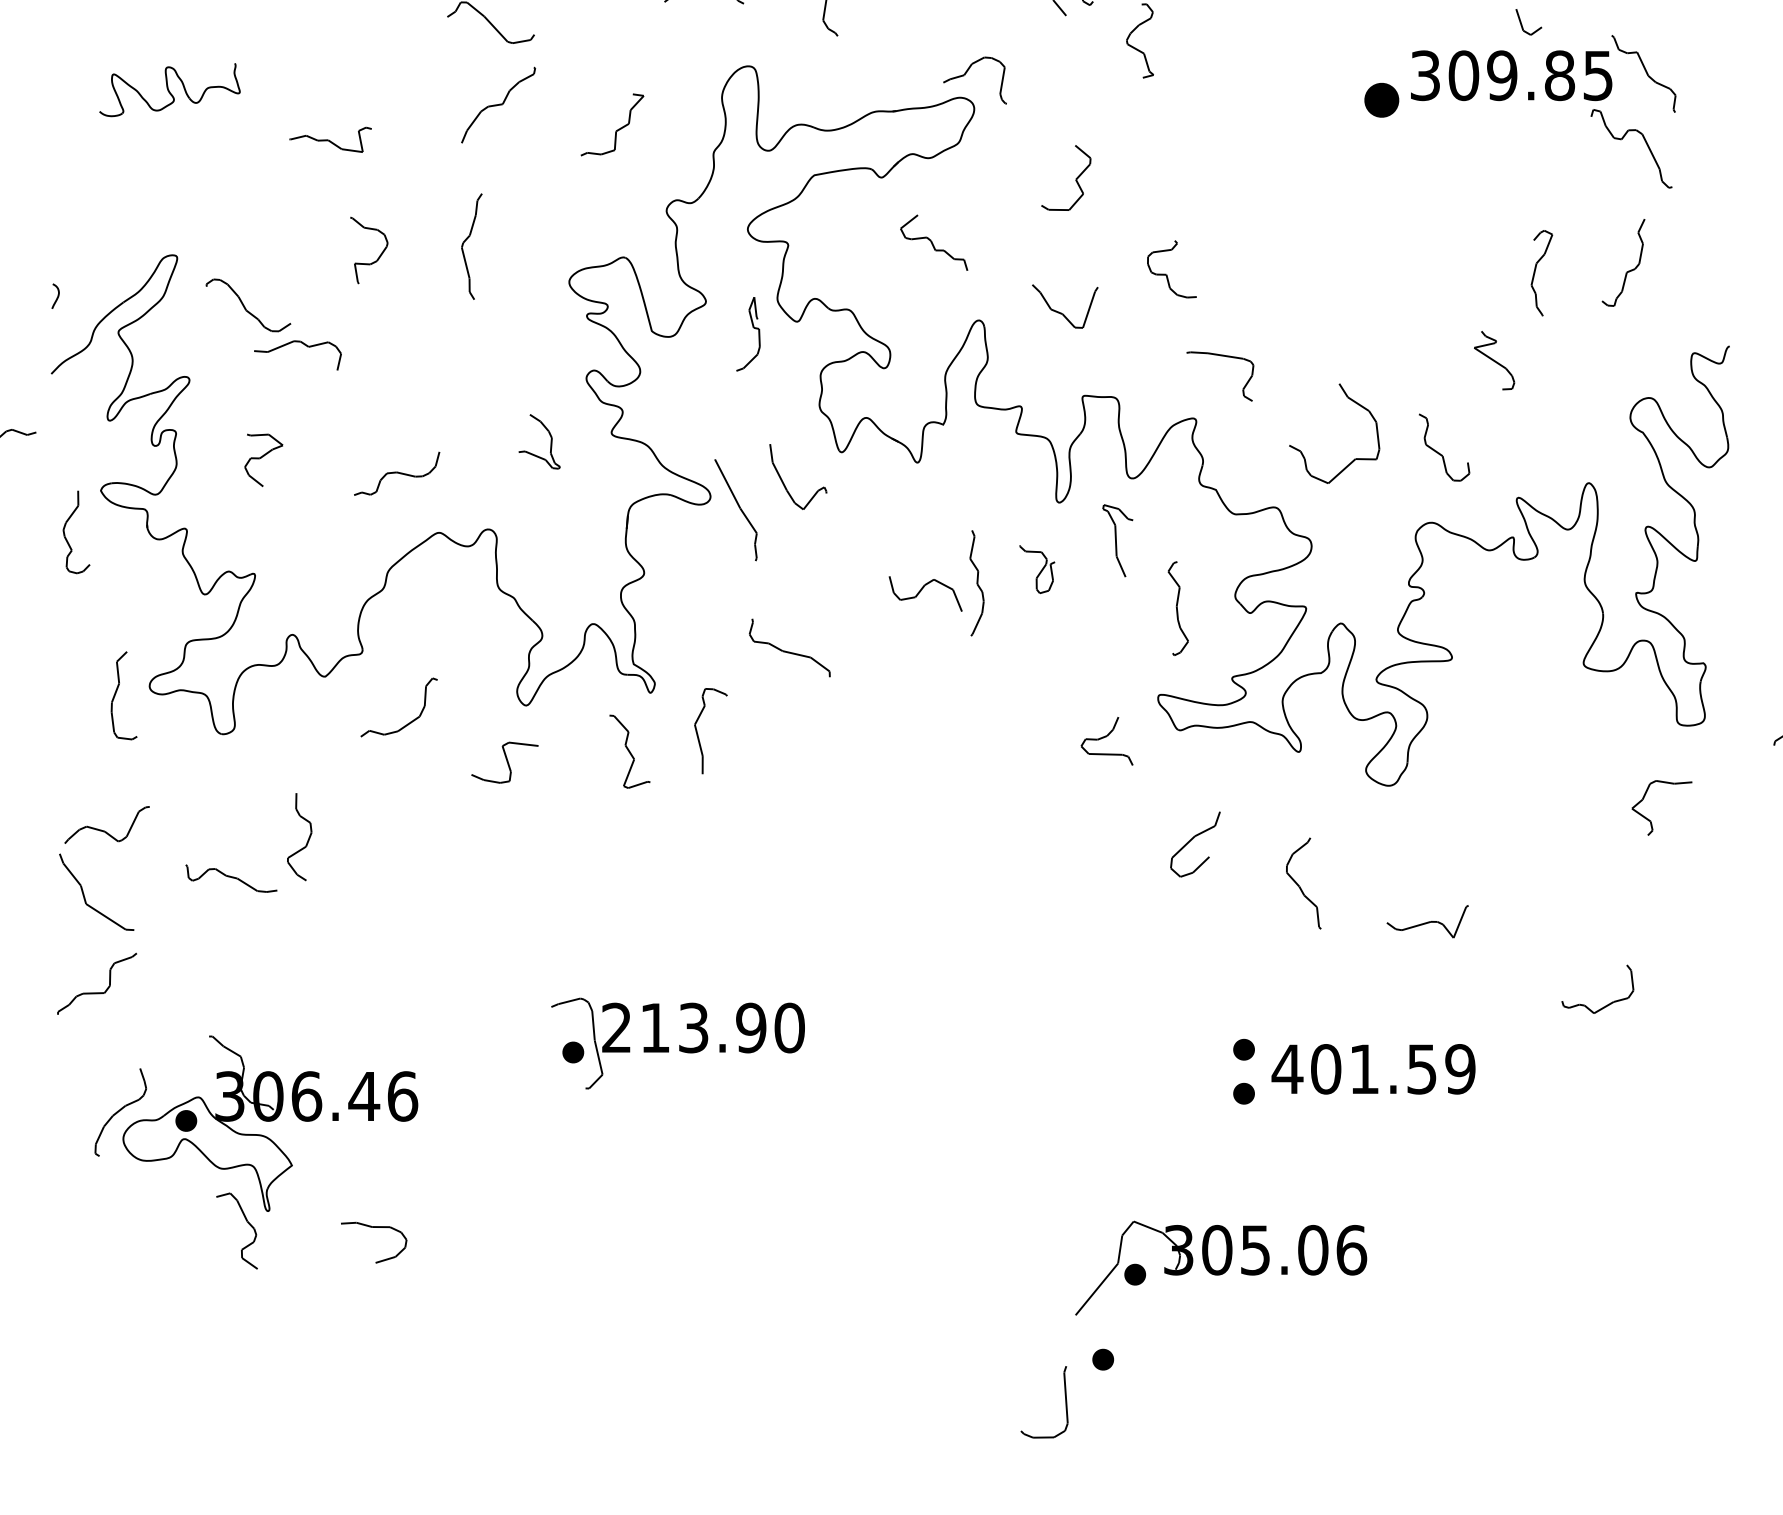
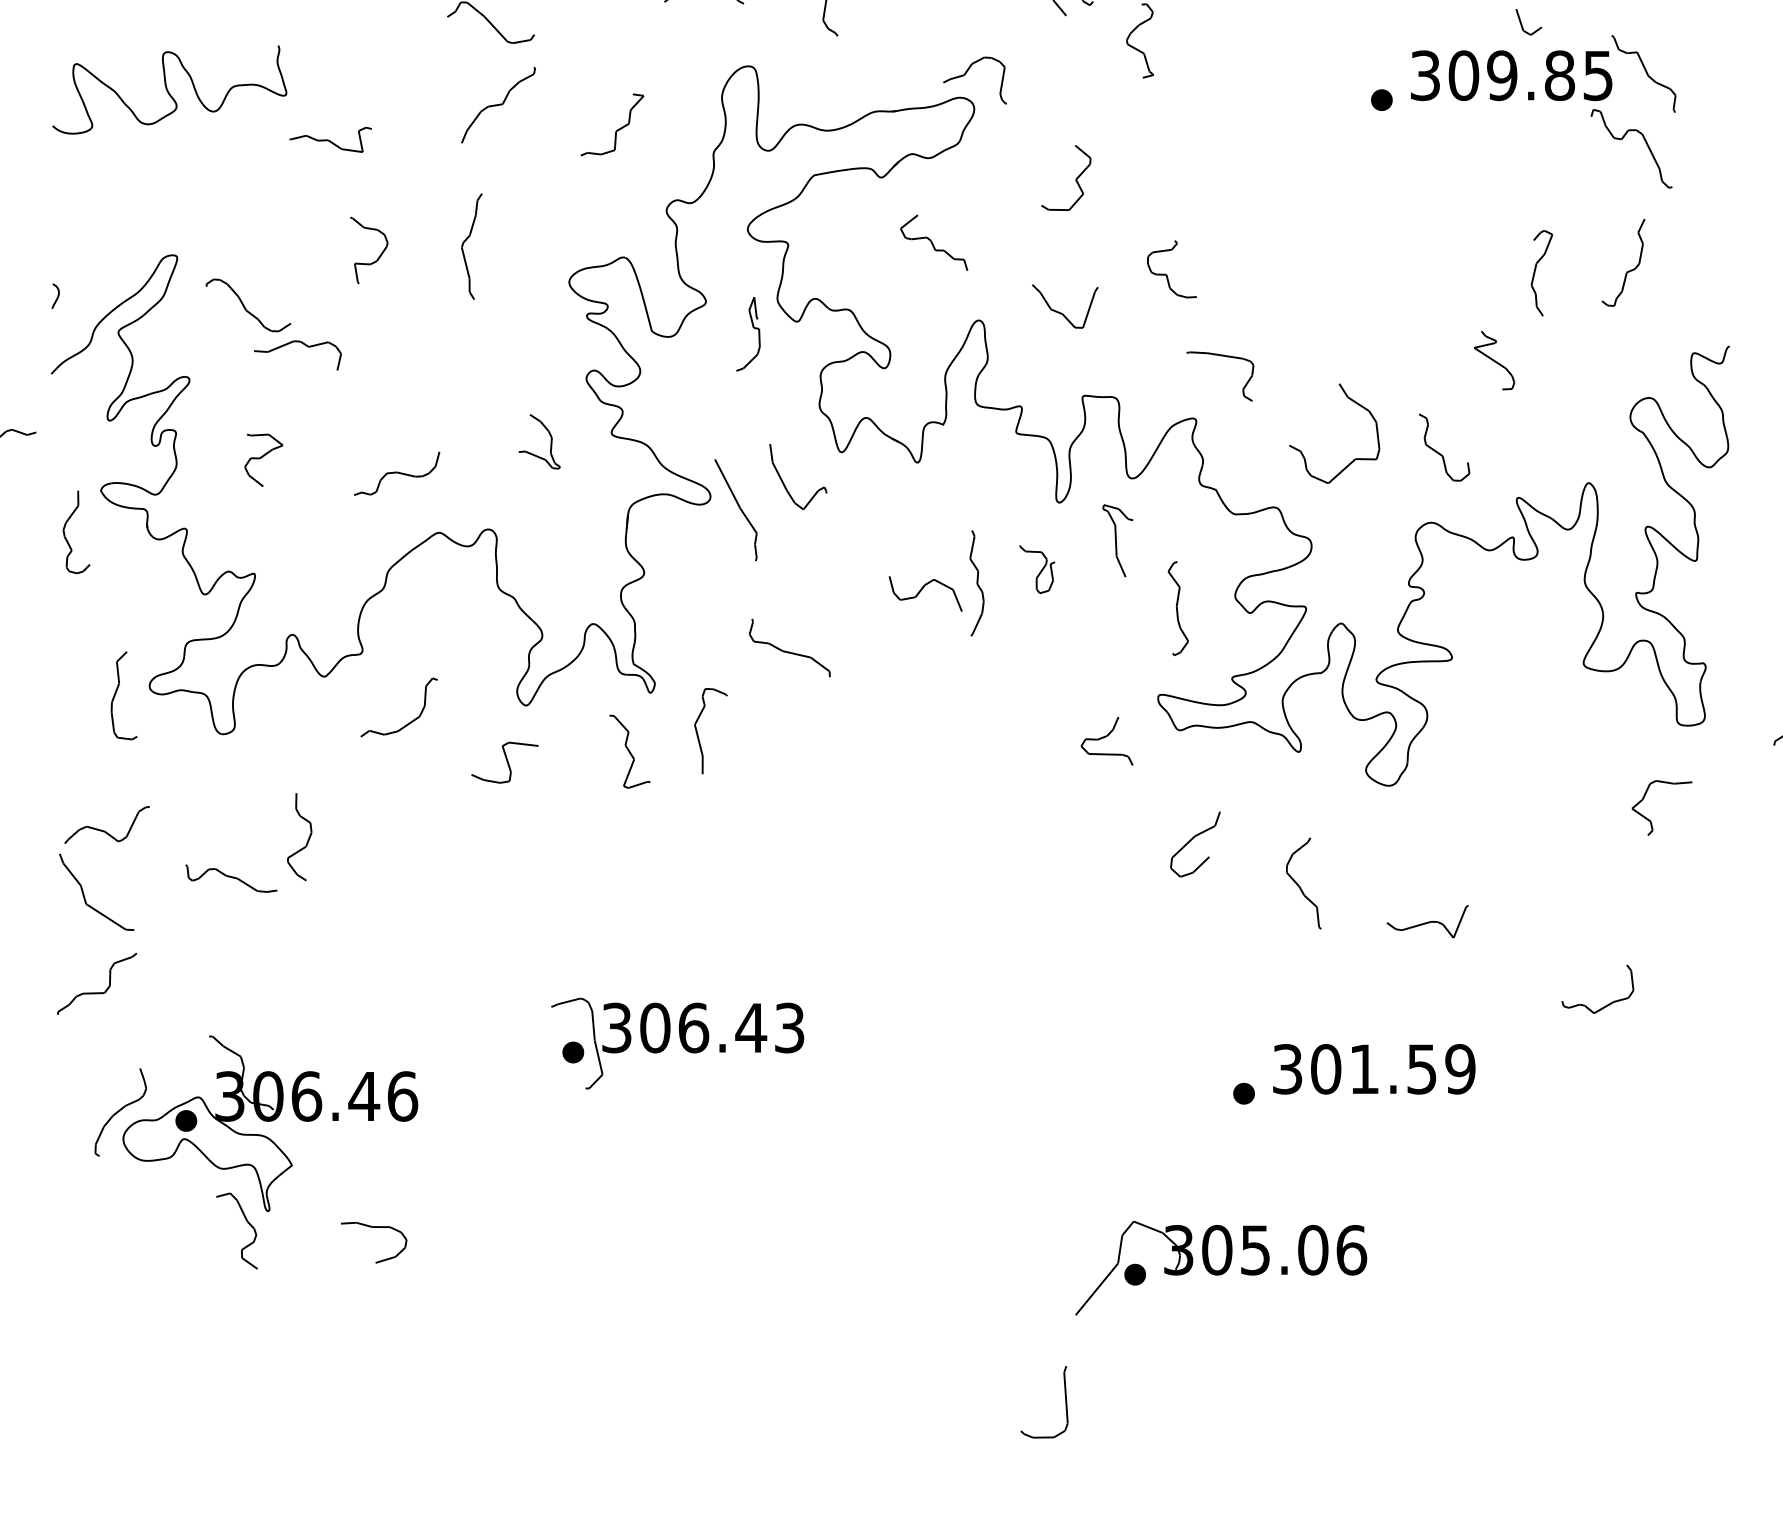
part size: 142x55 px -> 236x90 px (169, 89)
part size: 36x35 px -> 22x22 px (1381, 99)
text: 213.90 -> 306.43 (703, 1027)
part: present -> none (1243, 1049)
text: 401.59 -> 301.59 (1287, 1069)
part: present -> none (1103, 1359)
